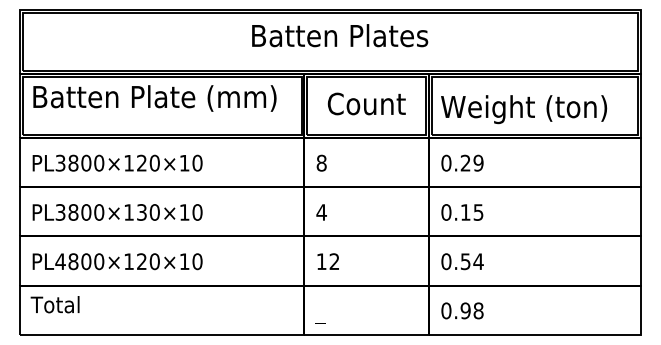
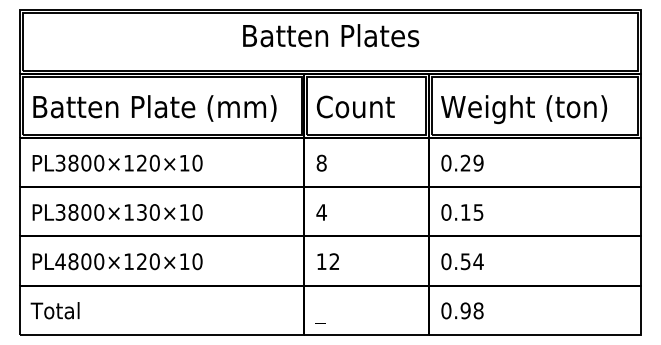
text position: (340, 35) -> (331, 35) (331, 35)
text position: (154, 98) -> (154, 108) (154, 108)
text position: (366, 103) -> (355, 106) (355, 106)
text position: (54, 304) -> (54, 310) (54, 310)
